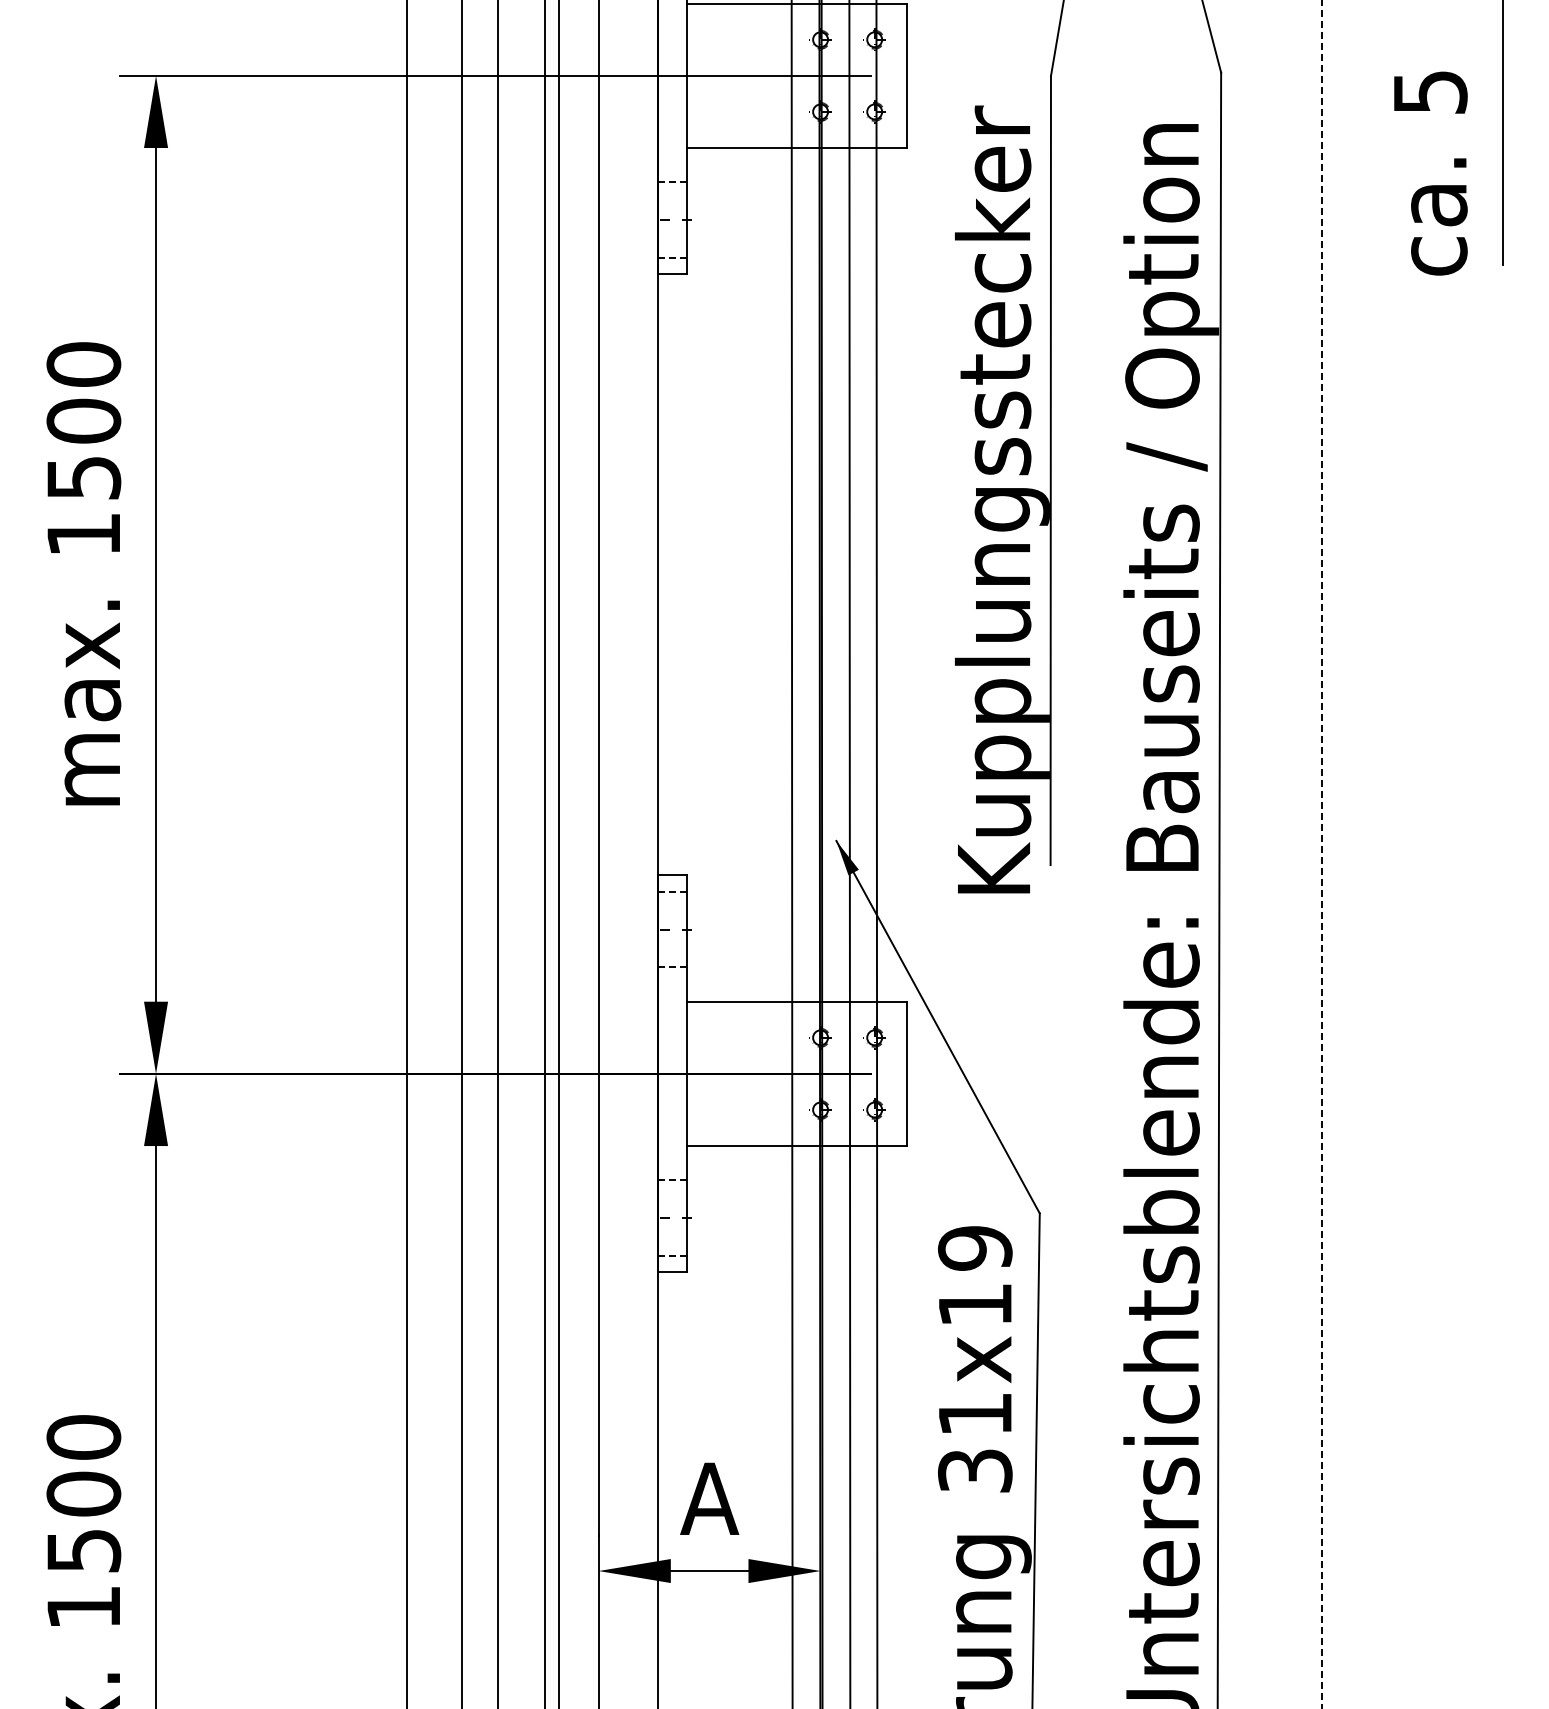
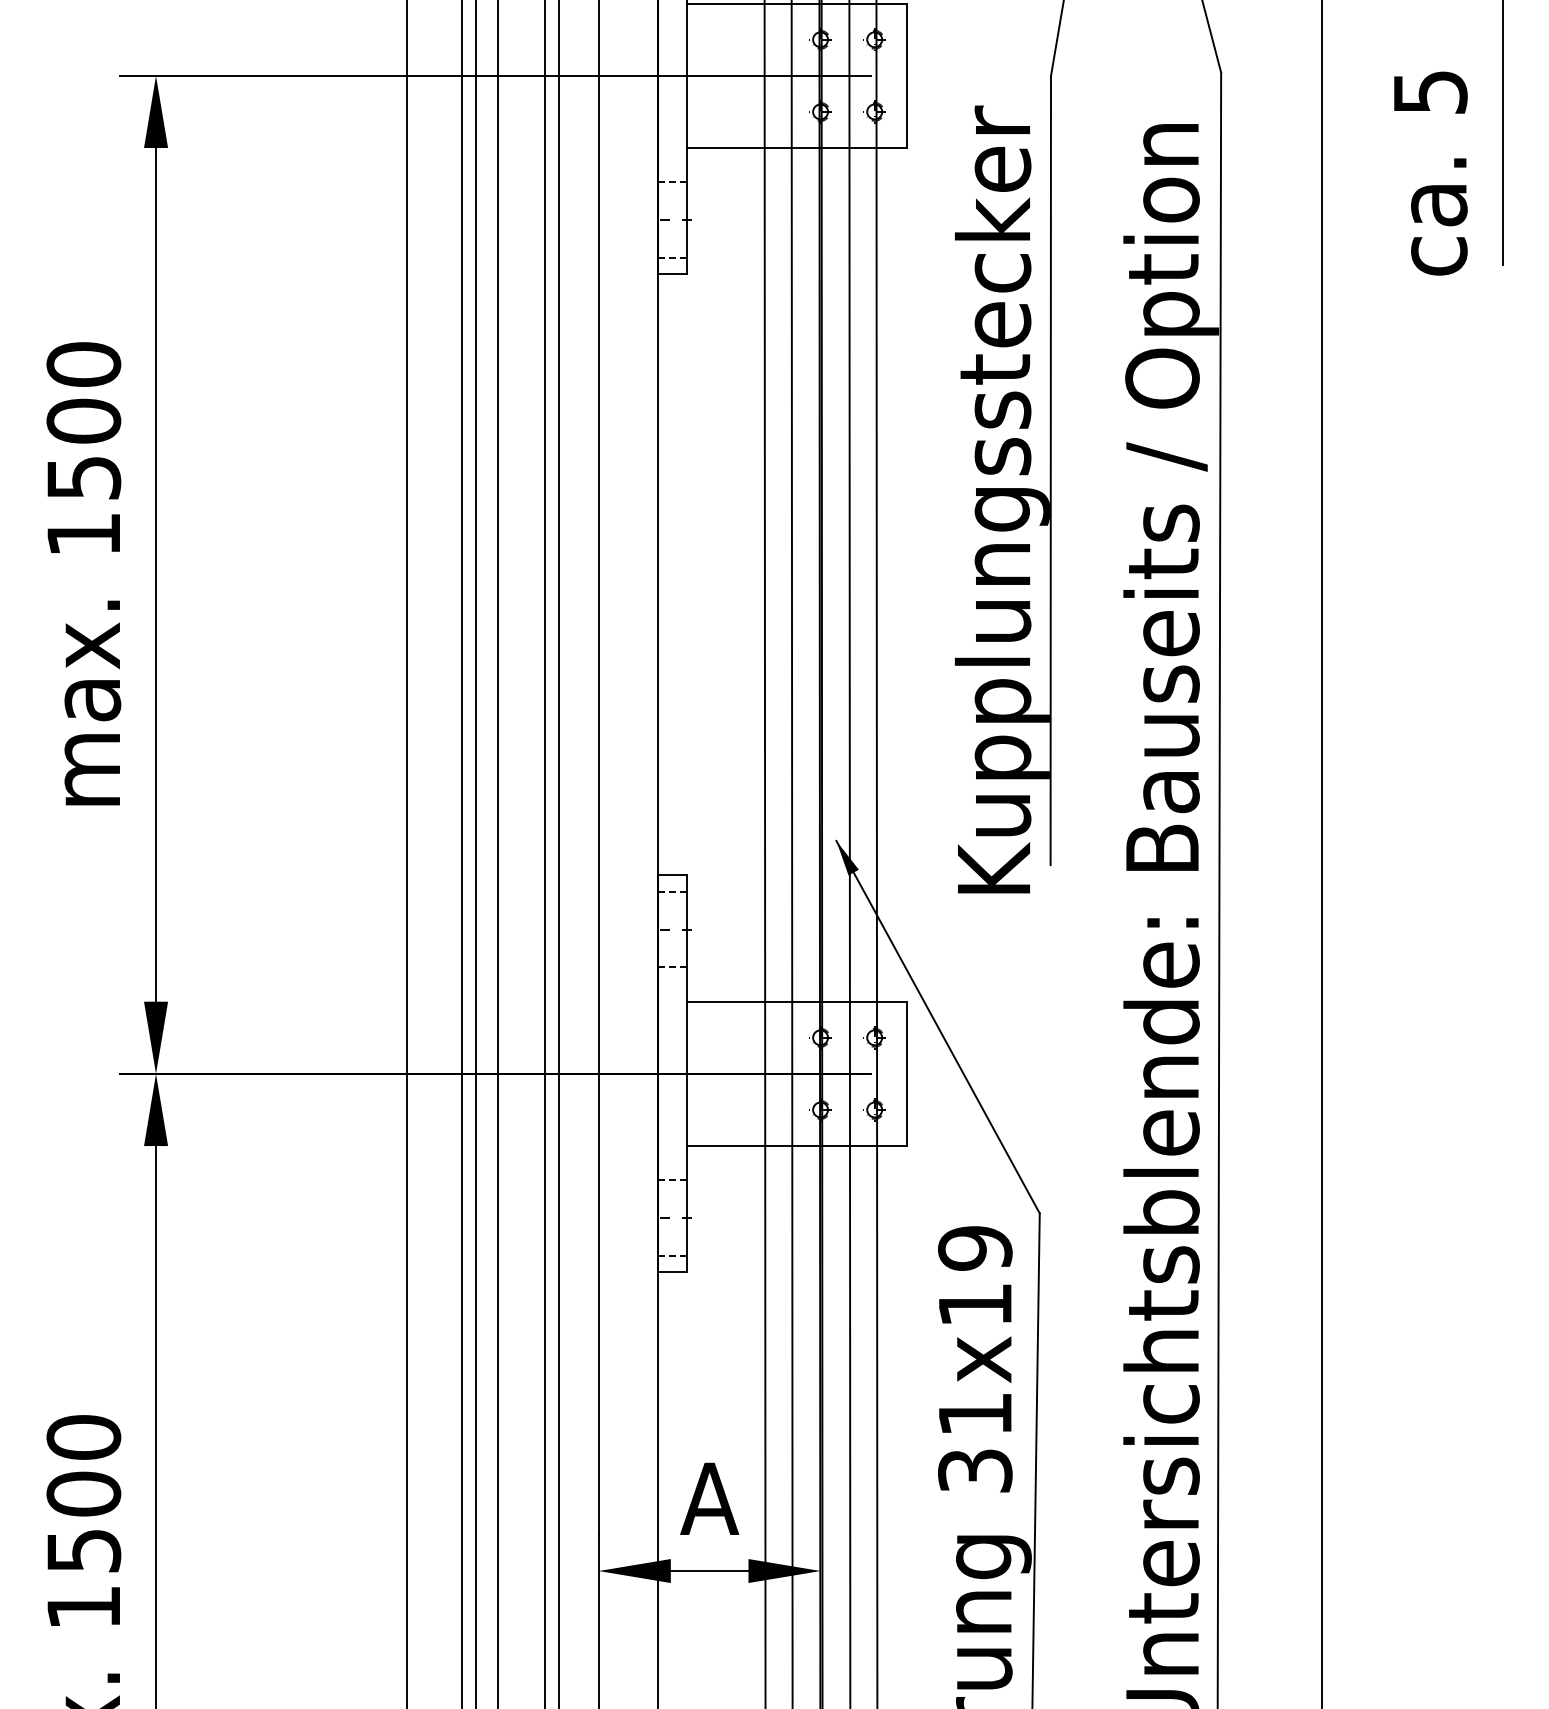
line: none -> present (476, 853)
line: none -> present (764, 853)
line: dashed -> solid (1322, 854)
